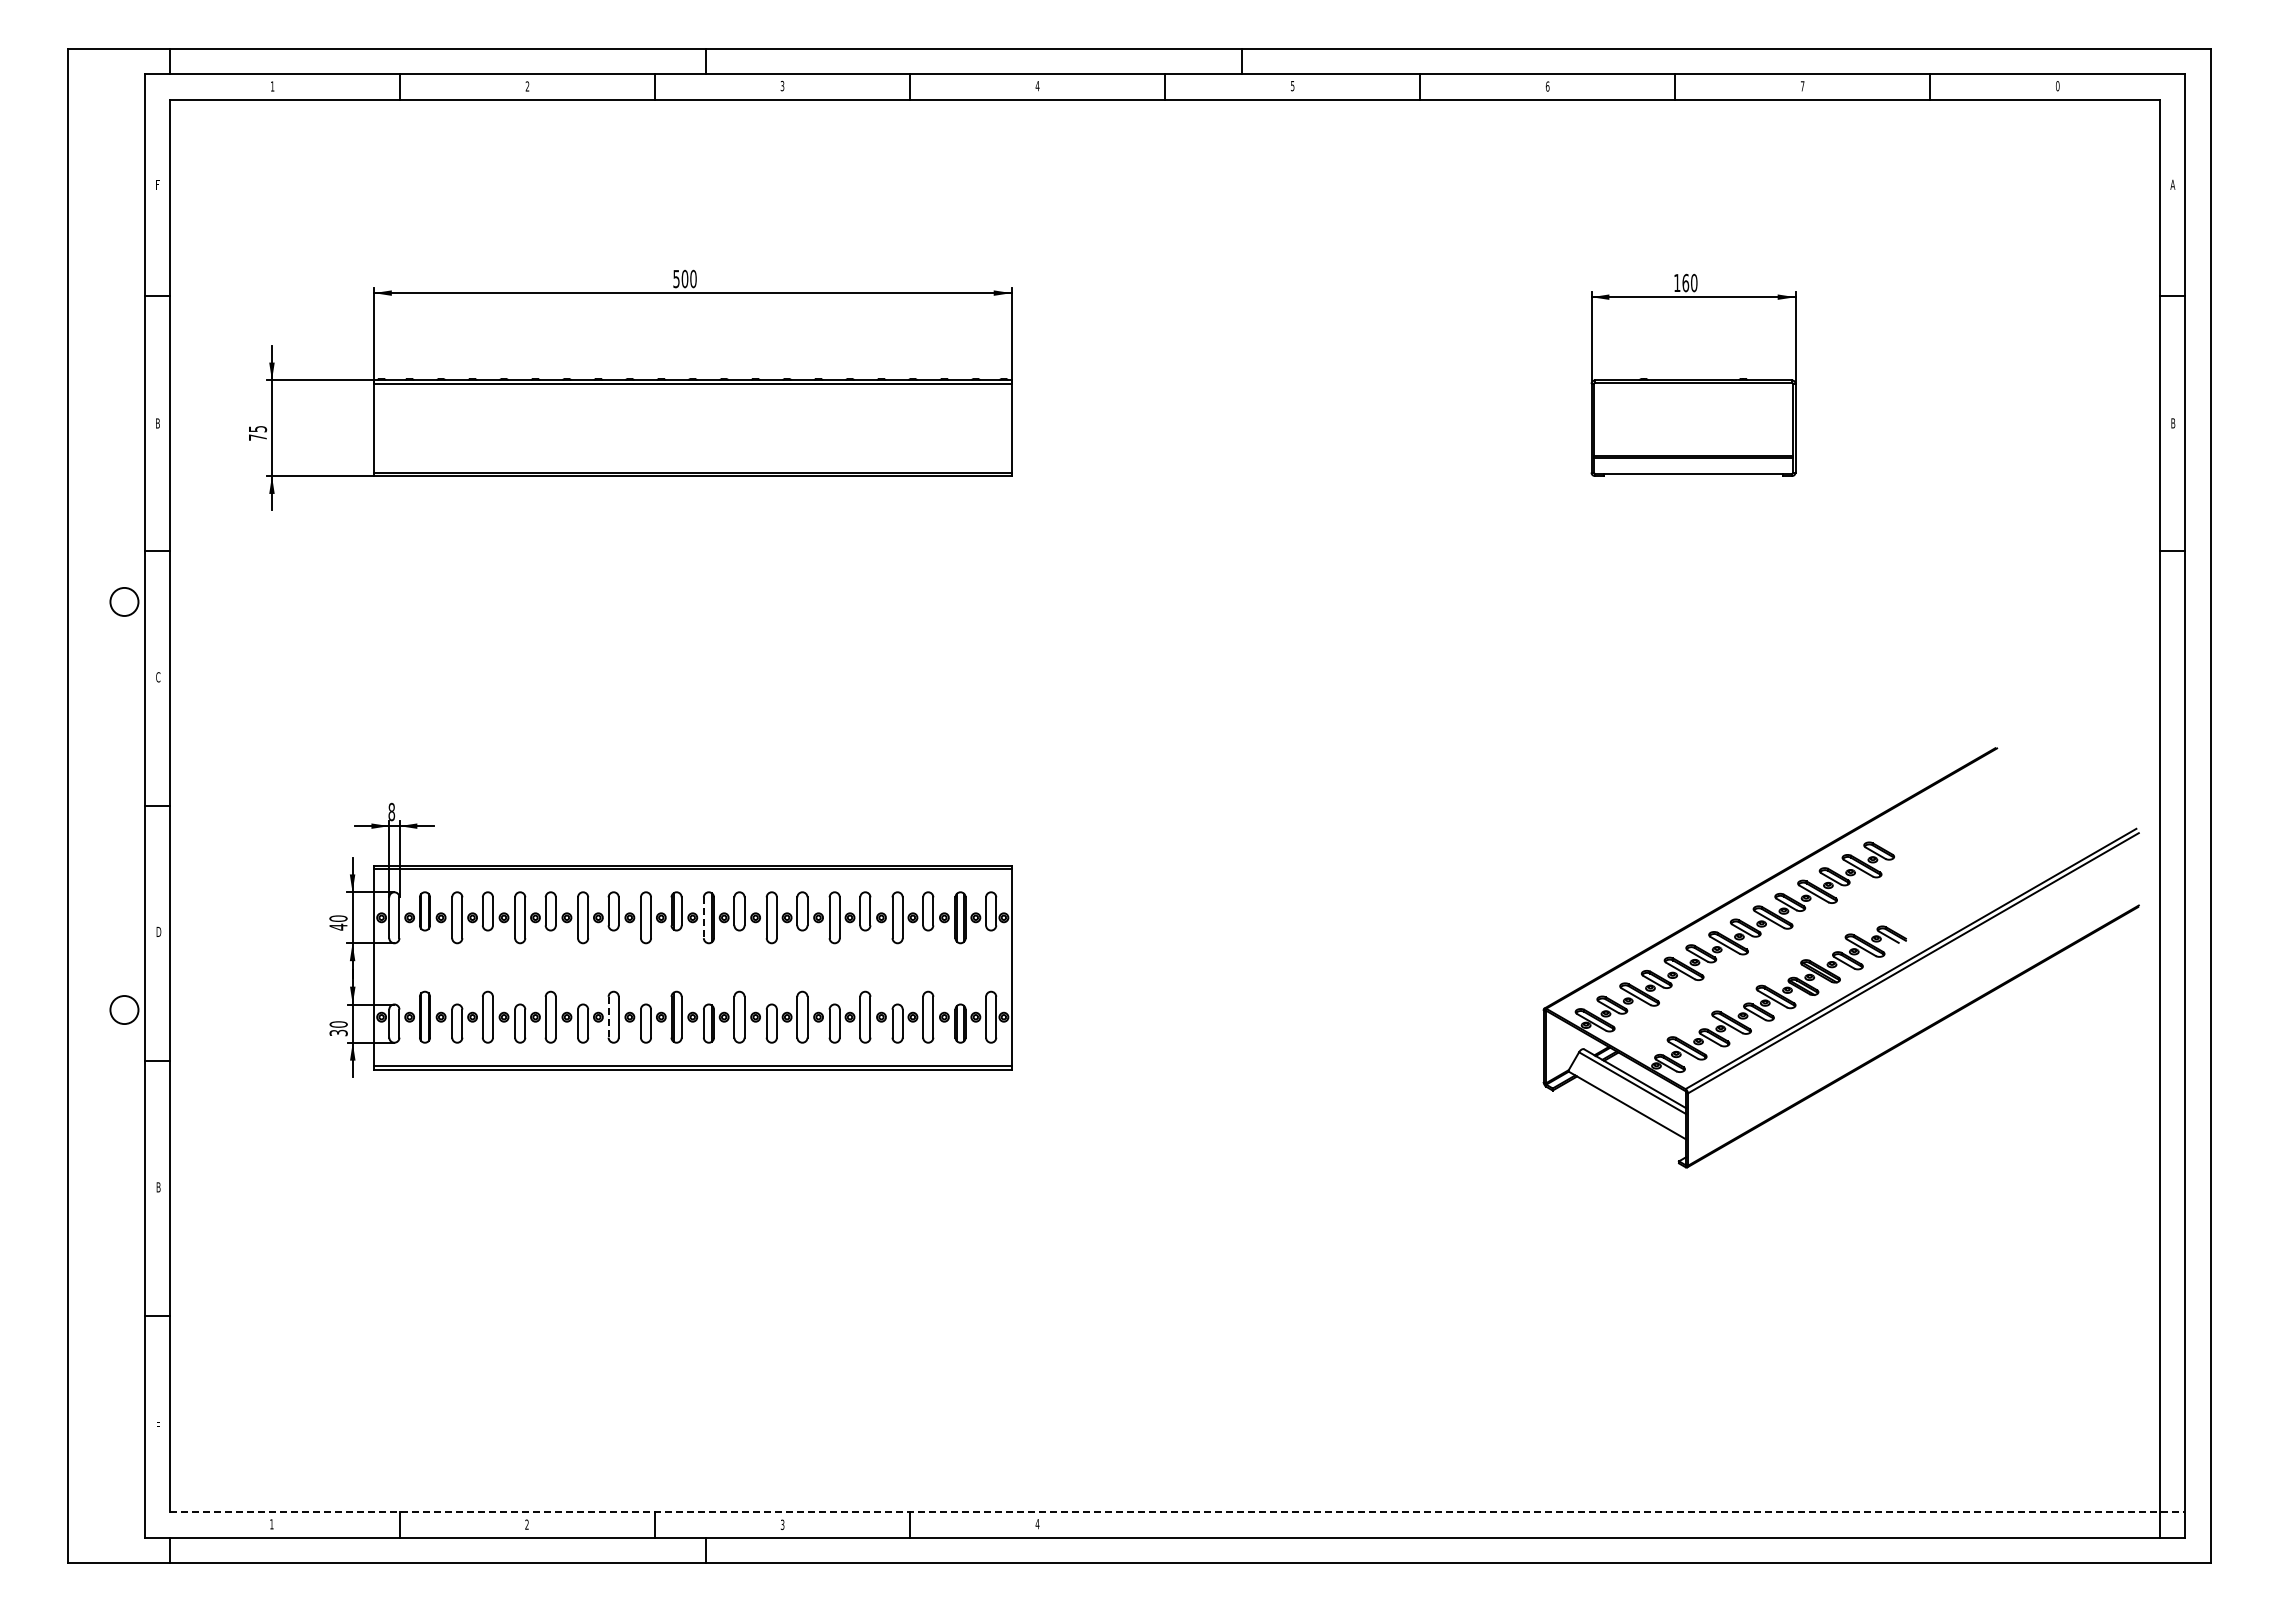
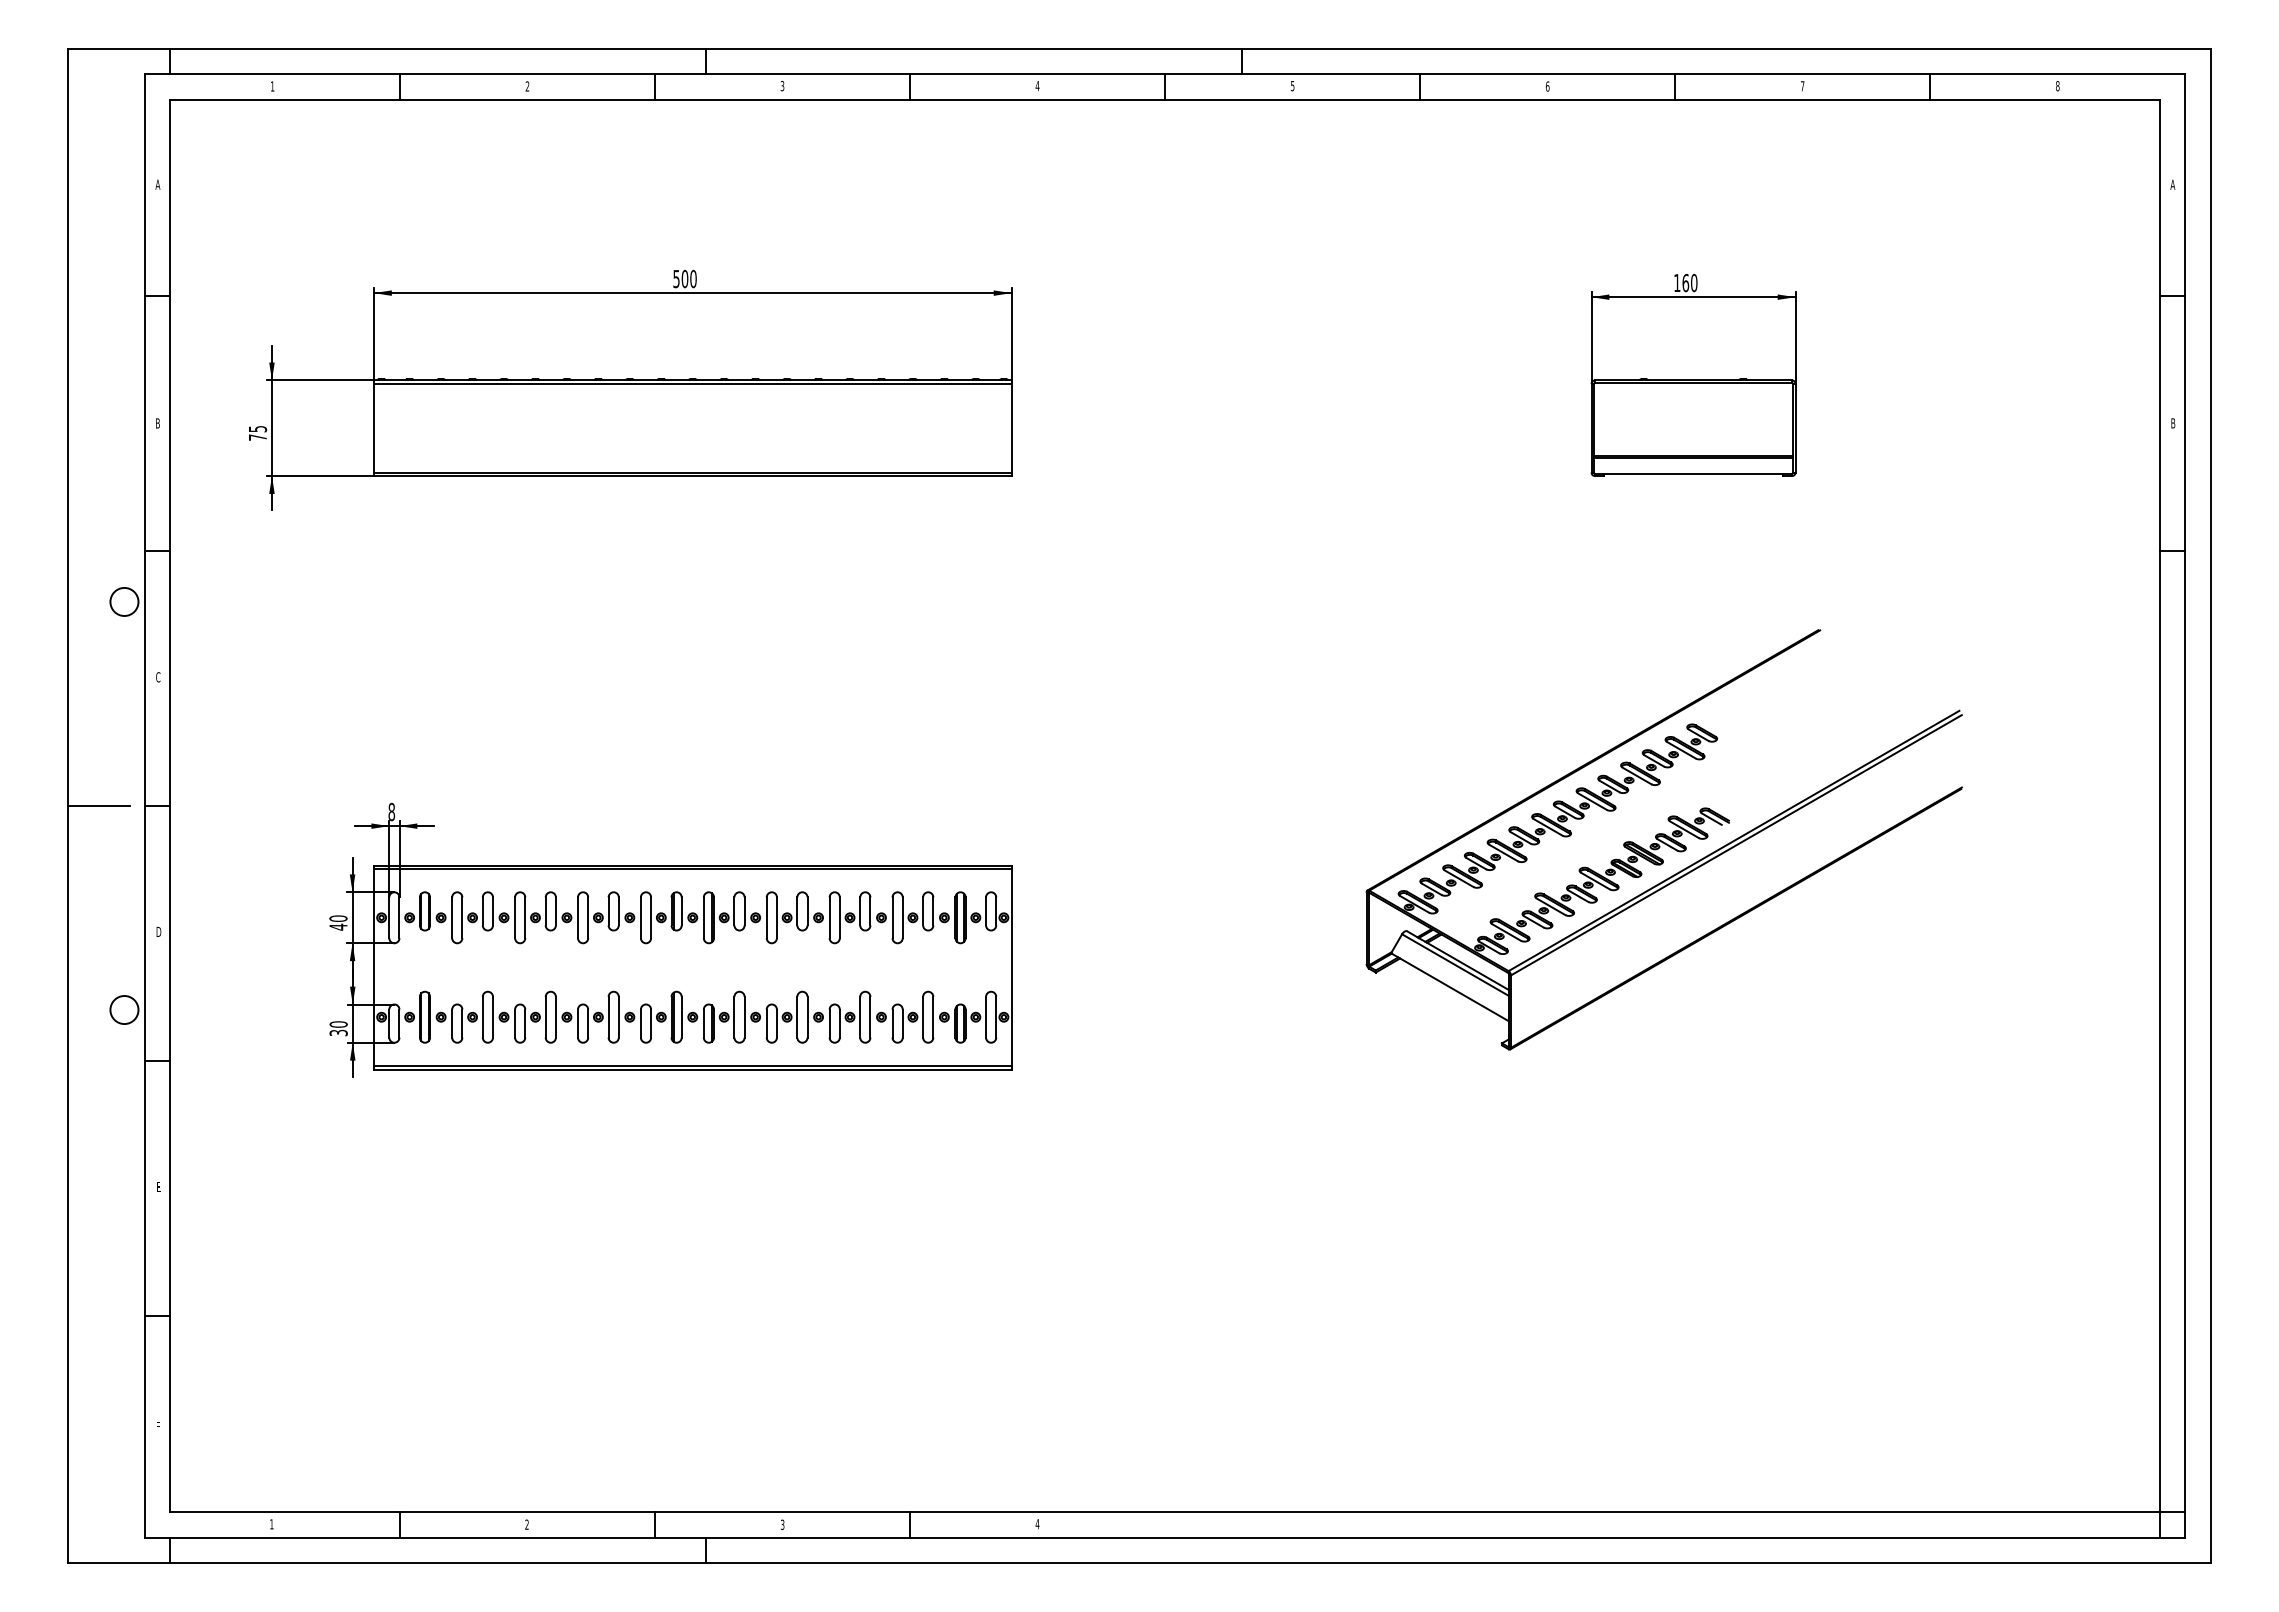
text: 0 -> 8 (2057, 85)
text: F -> A (157, 184)
line: none -> present (98, 806)
line: dashed -> solid (703, 918)
part position: (1840, 957) -> (1663, 839) (1663, 839)
line: dashed -> solid (608, 1017)
text: B -> E (158, 1187)
line: dashed -> solid (1178, 1512)
